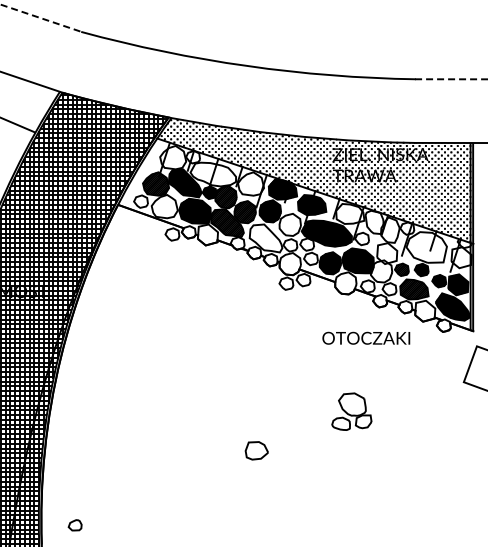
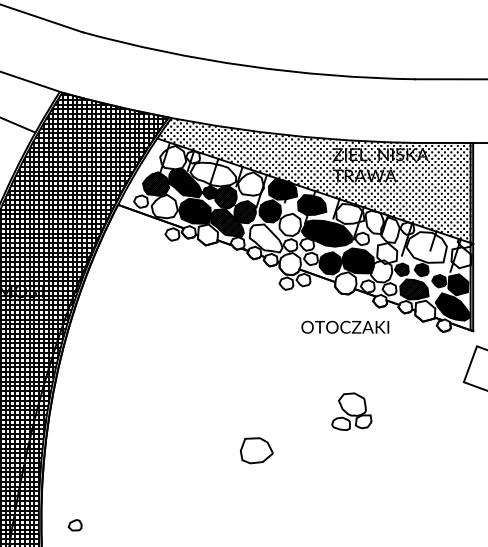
line: dashed -> solid (42, 18)
line: dashed -> solid (451, 79)
text position: (366, 337) -> (345, 326) (345, 326)
part size: 25x20 px -> 34x28 px (256, 450)
